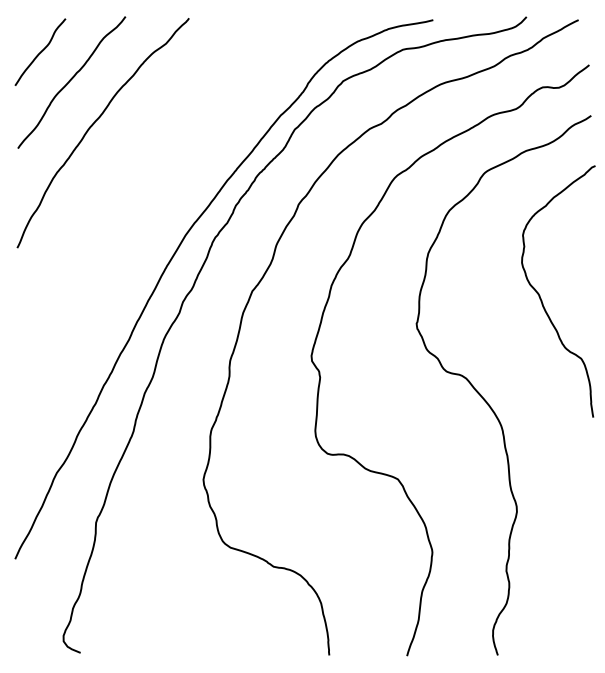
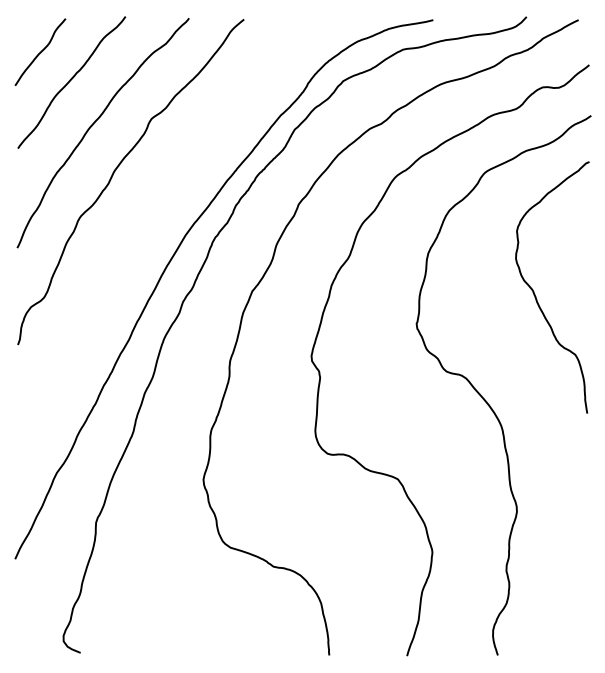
curve: none -> present (114, 173)
curve position: (542, 300) -> (536, 296) (536, 296)
